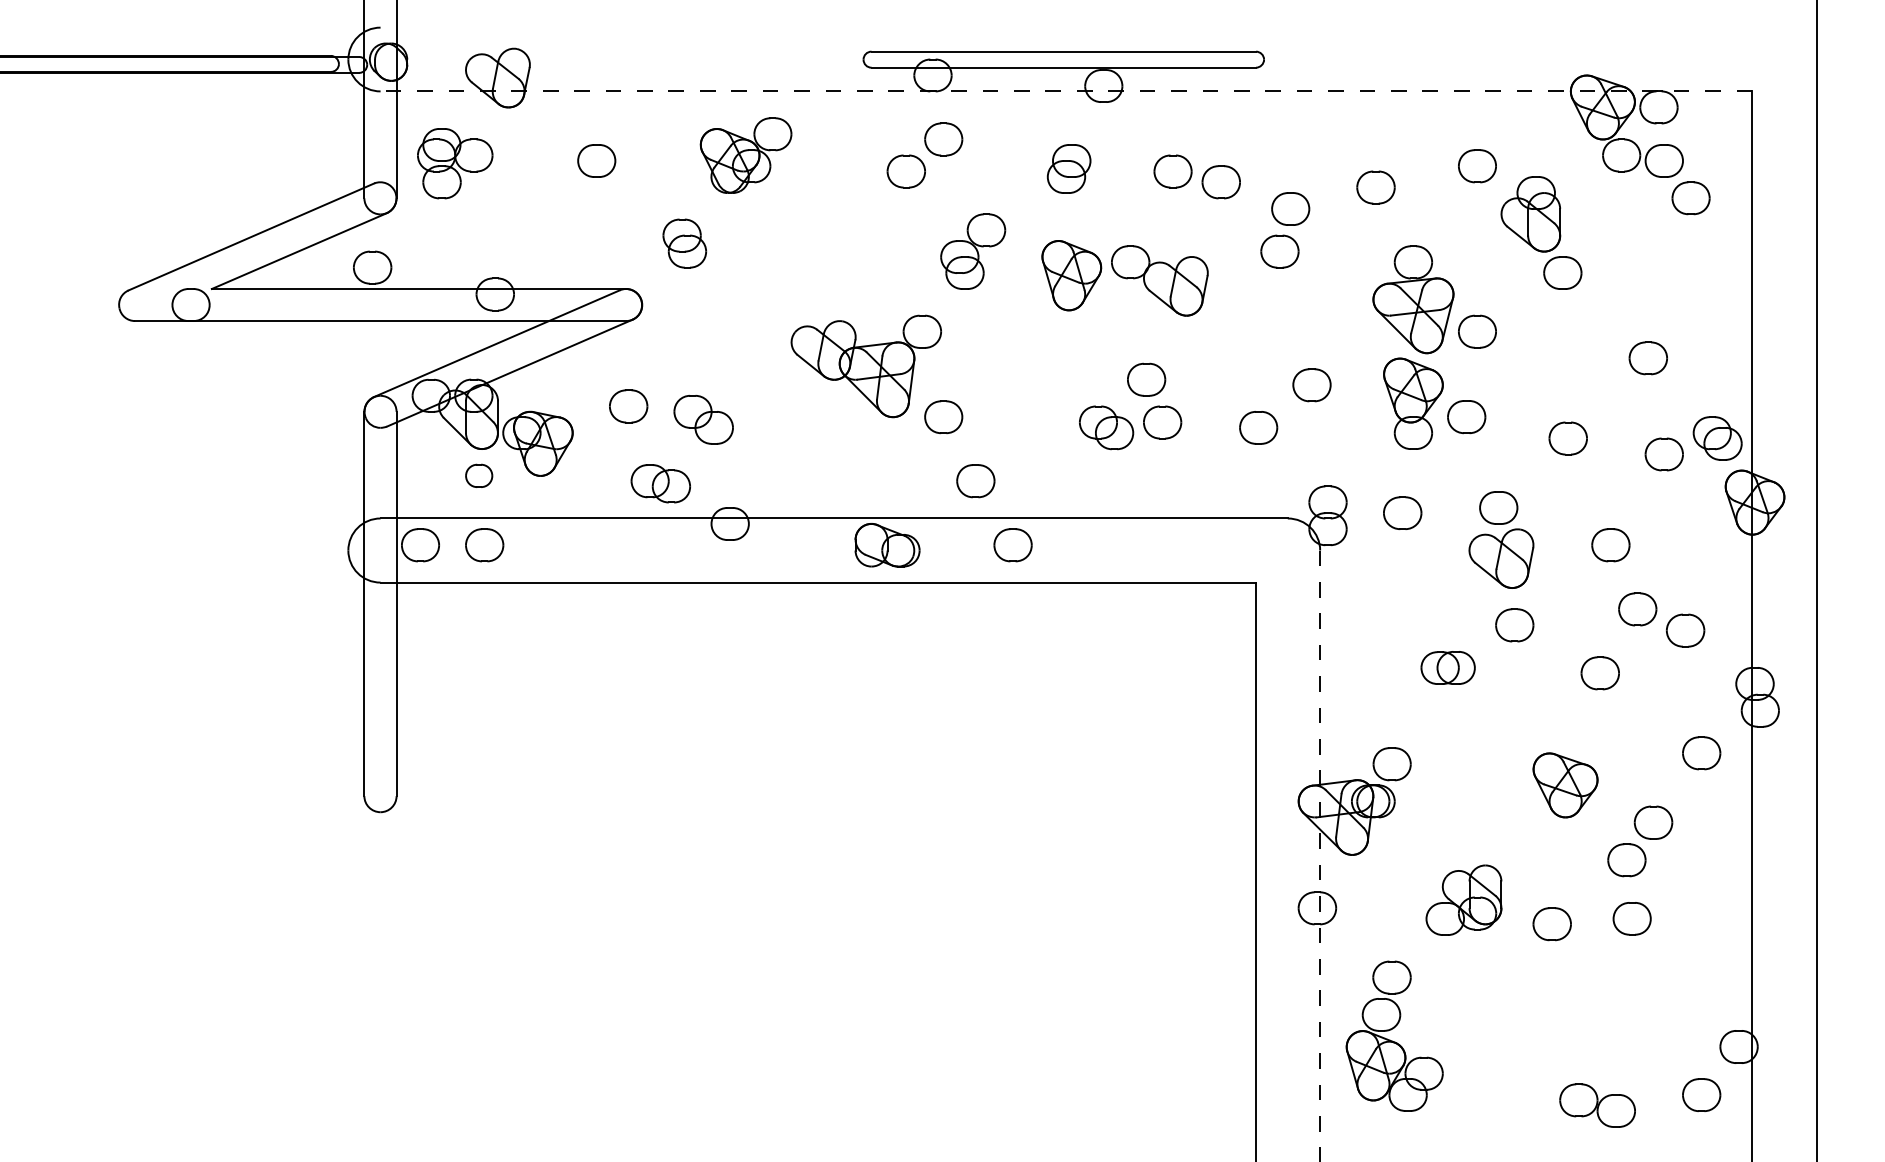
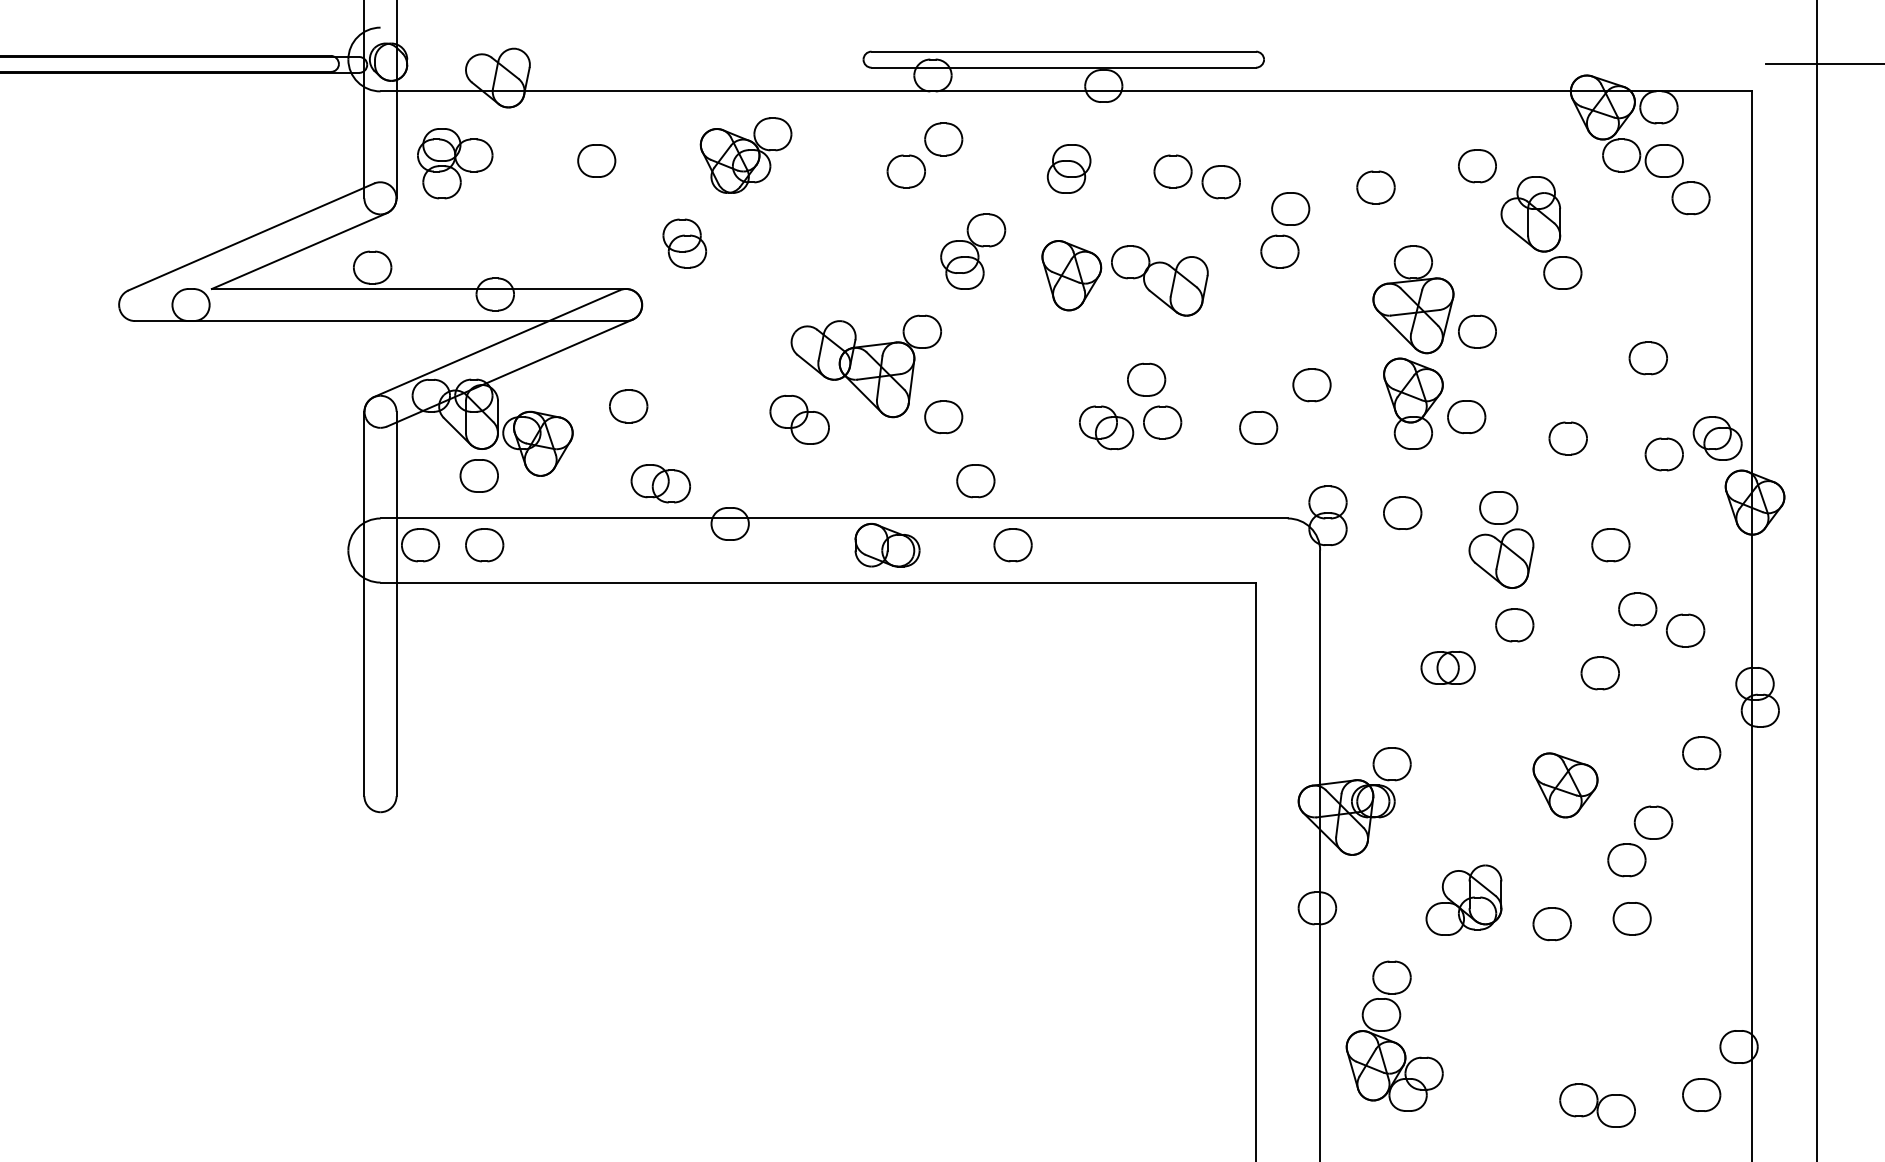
line: none -> present (1823, 64)
line: dashed -> solid (1066, 91)
part position: (703, 419) -> (799, 419) (799, 419)
part size: 29x25 px -> 40x34 px (478, 475)
line: dashed -> solid (1320, 856)
